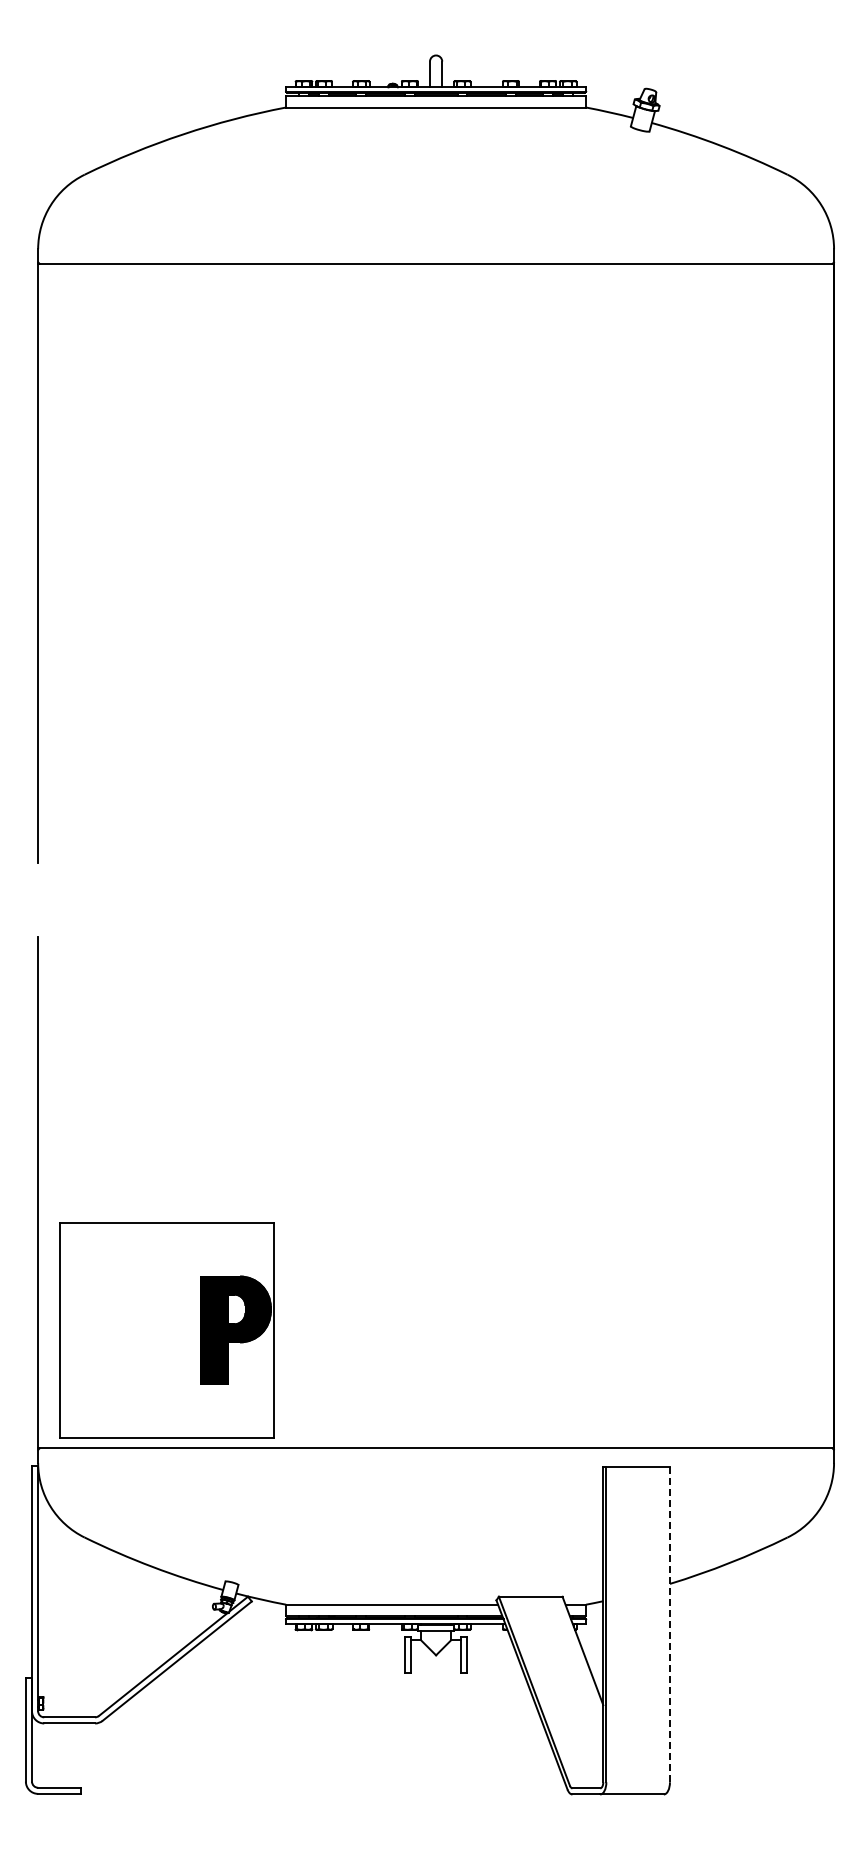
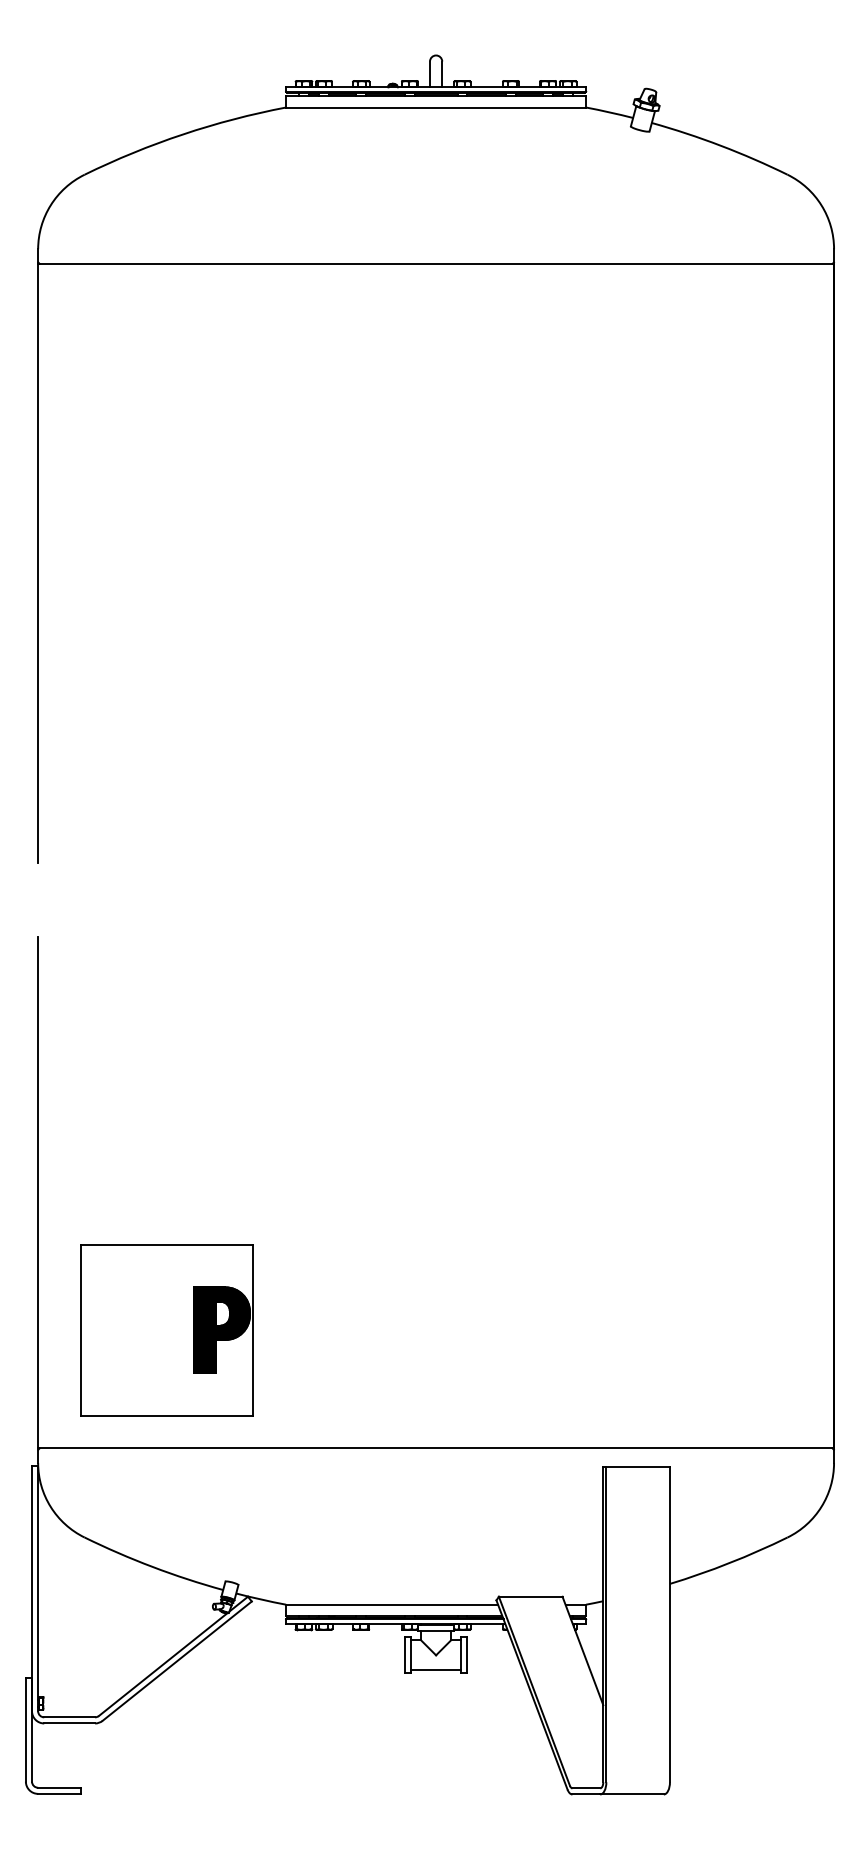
part size: 216x217 px -> 174x173 px (166, 1330)
line: dashed -> solid (669, 1624)
line: none -> present (435, 1670)
